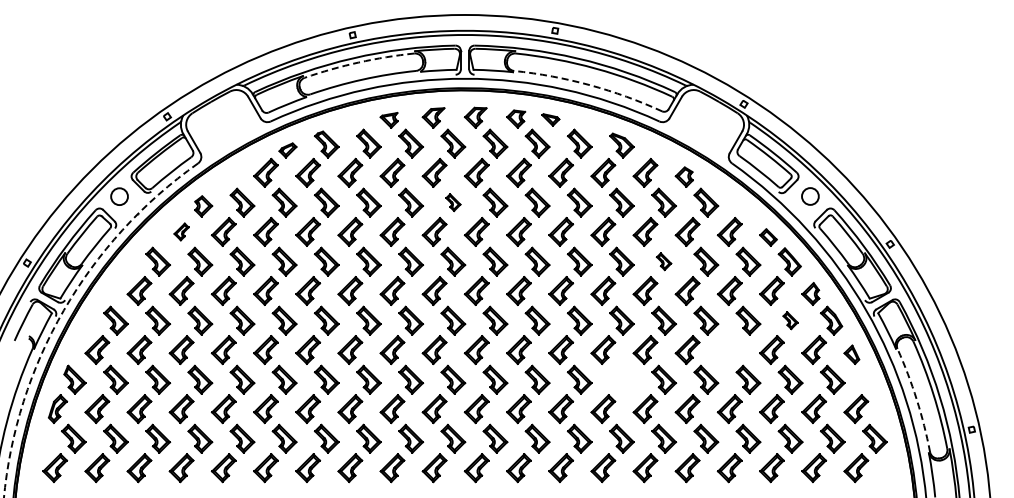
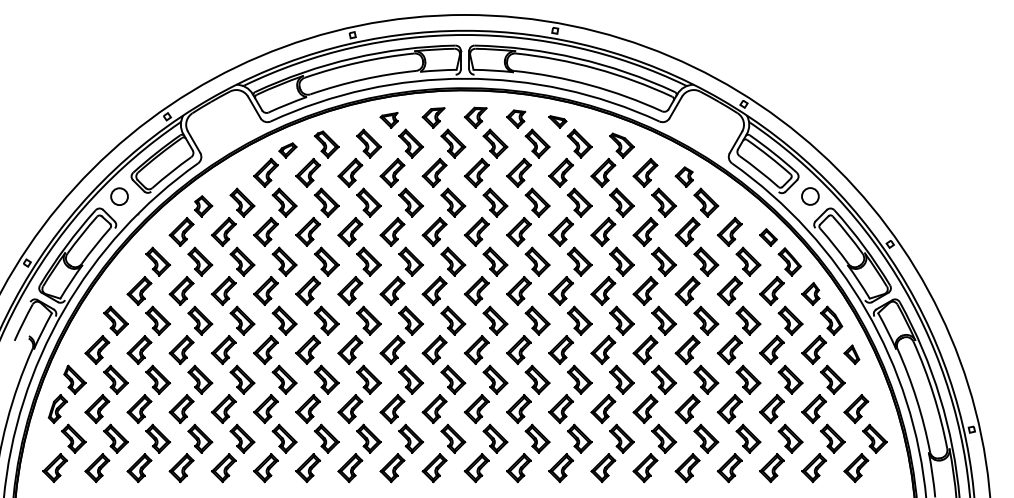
arc: dashed -> solid (358, 62)
arc: dashed -> solid (589, 85)
part position: (550, 119) -> (557, 121) (557, 121)
part size: 17x20 px -> 27x31 px (453, 202)
part size: 17x20 px -> 27x30 px (181, 231)
part size: 18x20 px -> 26x31 px (663, 261)
arc: dashed -> solid (64, 309)
part size: 17x20 px -> 27x31 px (790, 320)
part: none -> present (729, 349)
part: none -> present (621, 379)
arc: dashed -> solid (916, 399)
